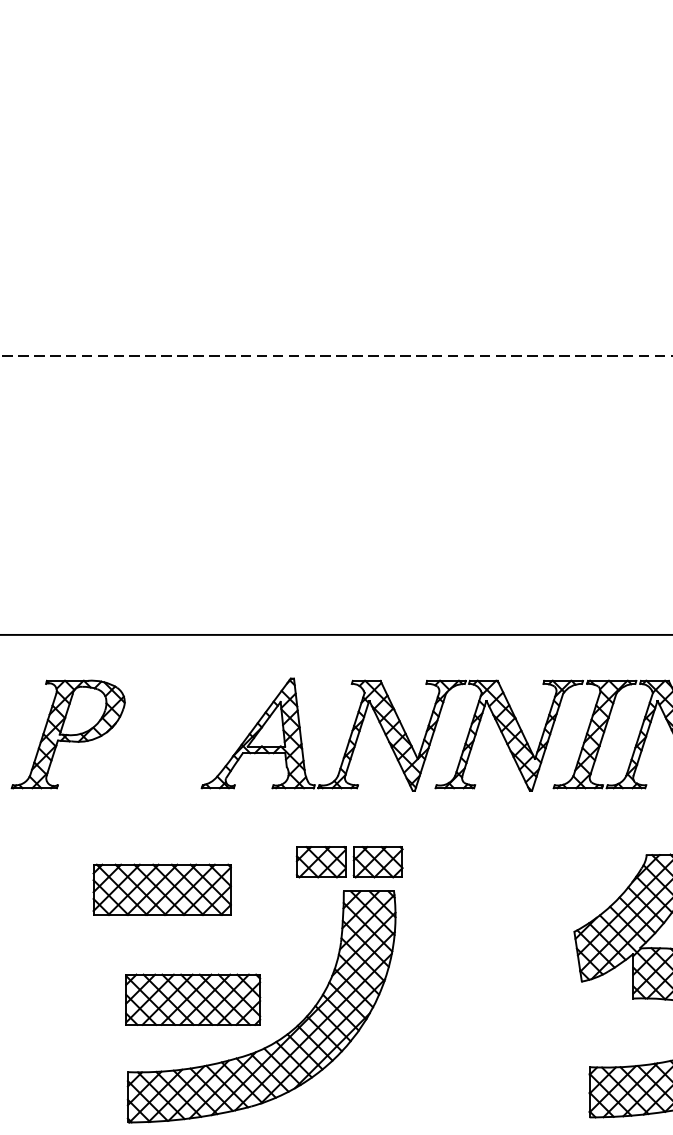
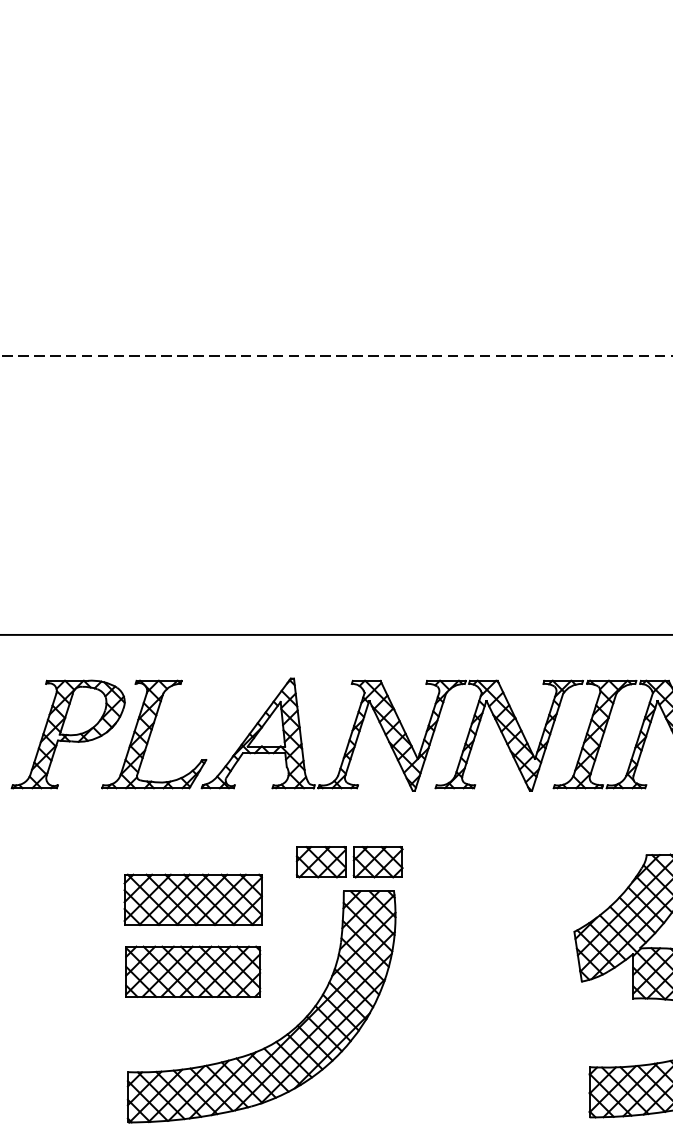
part: none -> present (154, 734)
part position: (161, 889) -> (192, 899) (192, 899)
part position: (193, 999) -> (193, 971) (193, 971)
